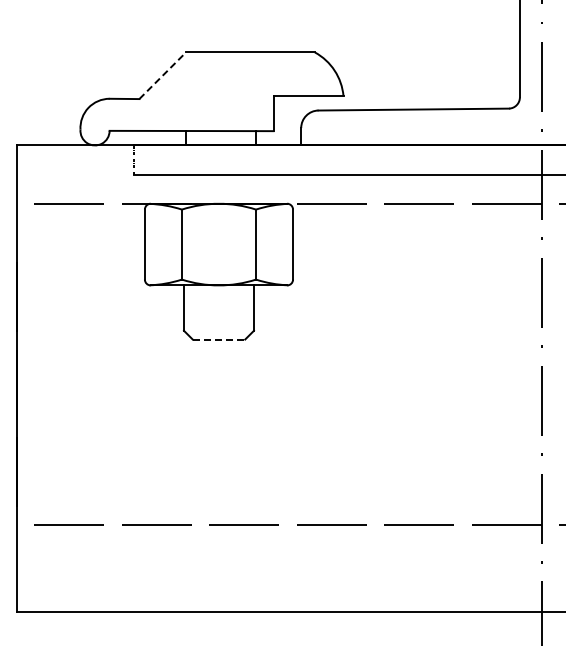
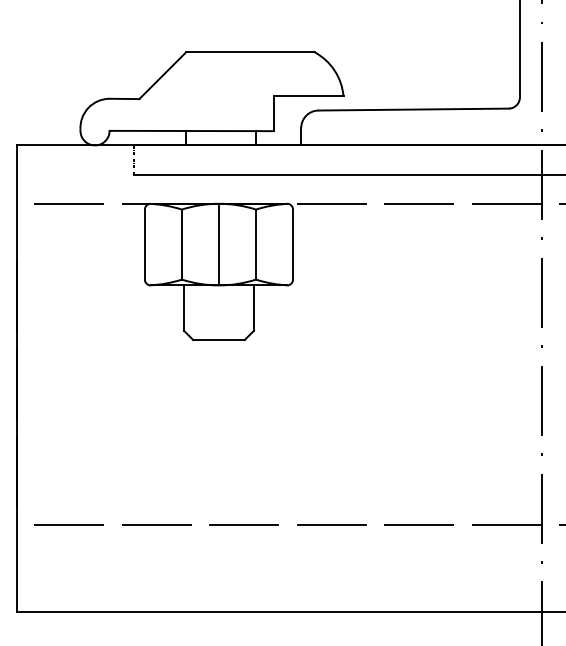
line: dashed -> solid (162, 75)
line: none -> present (218, 244)
line: dashed -> solid (219, 339)
